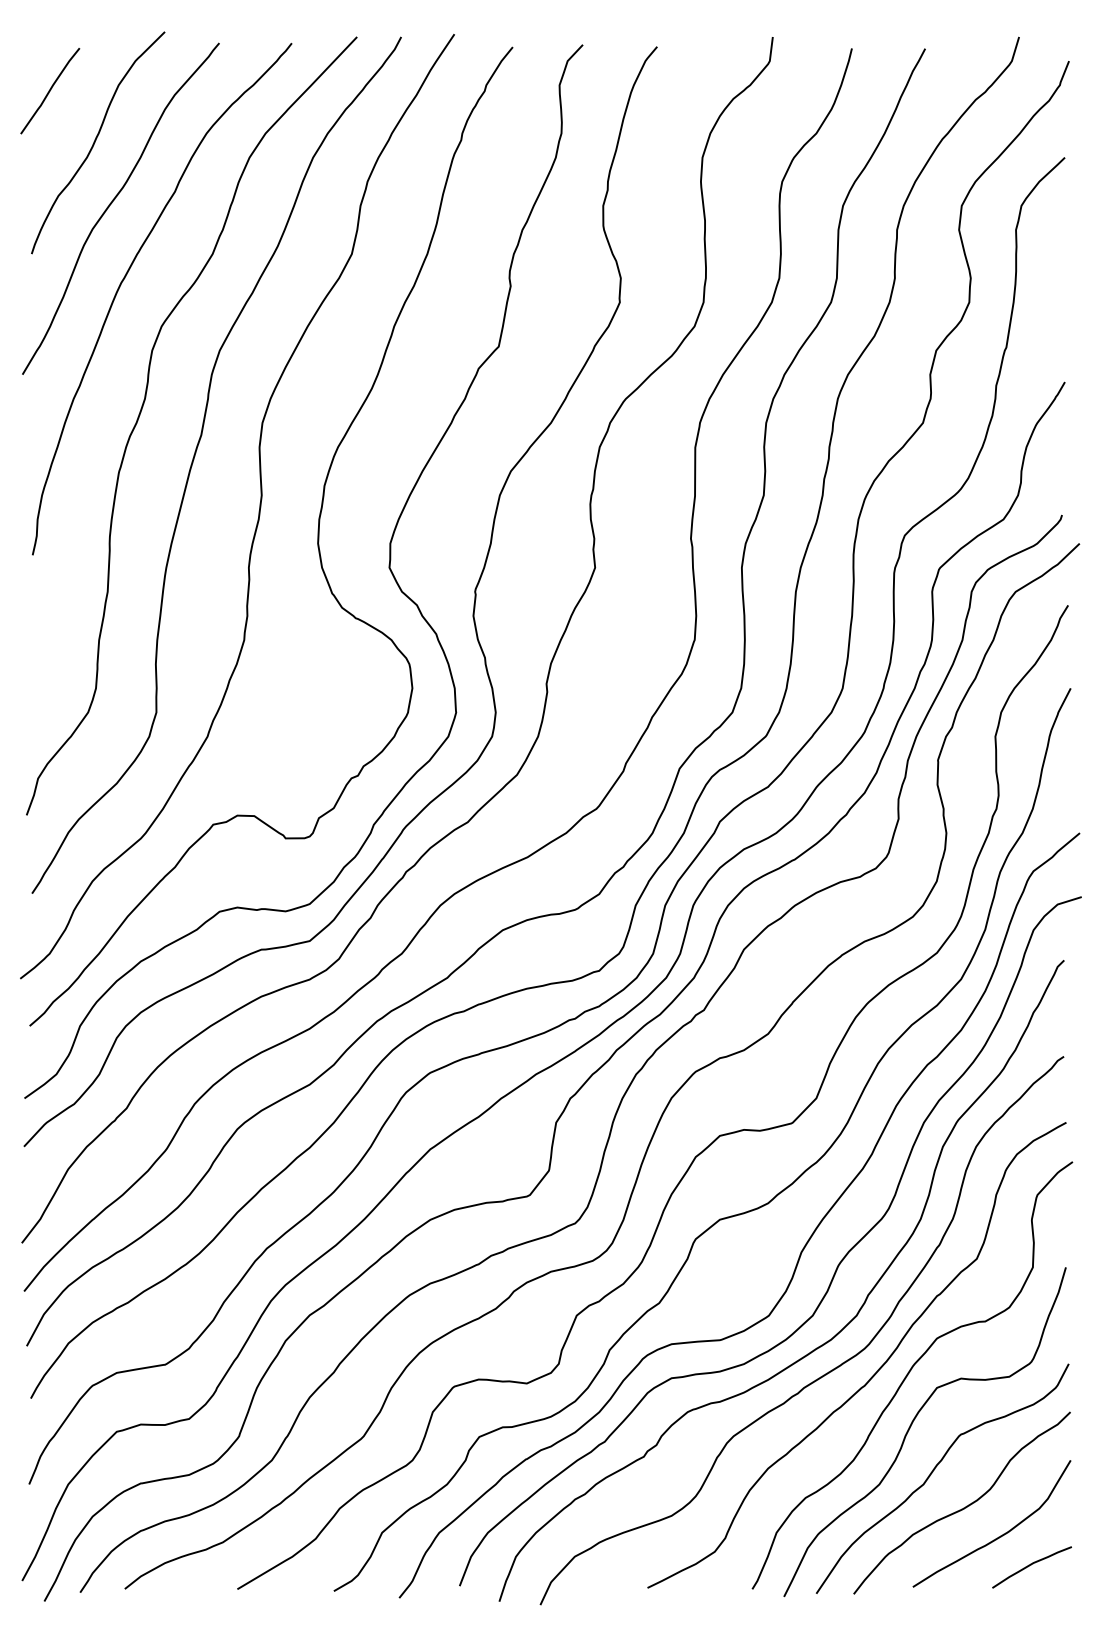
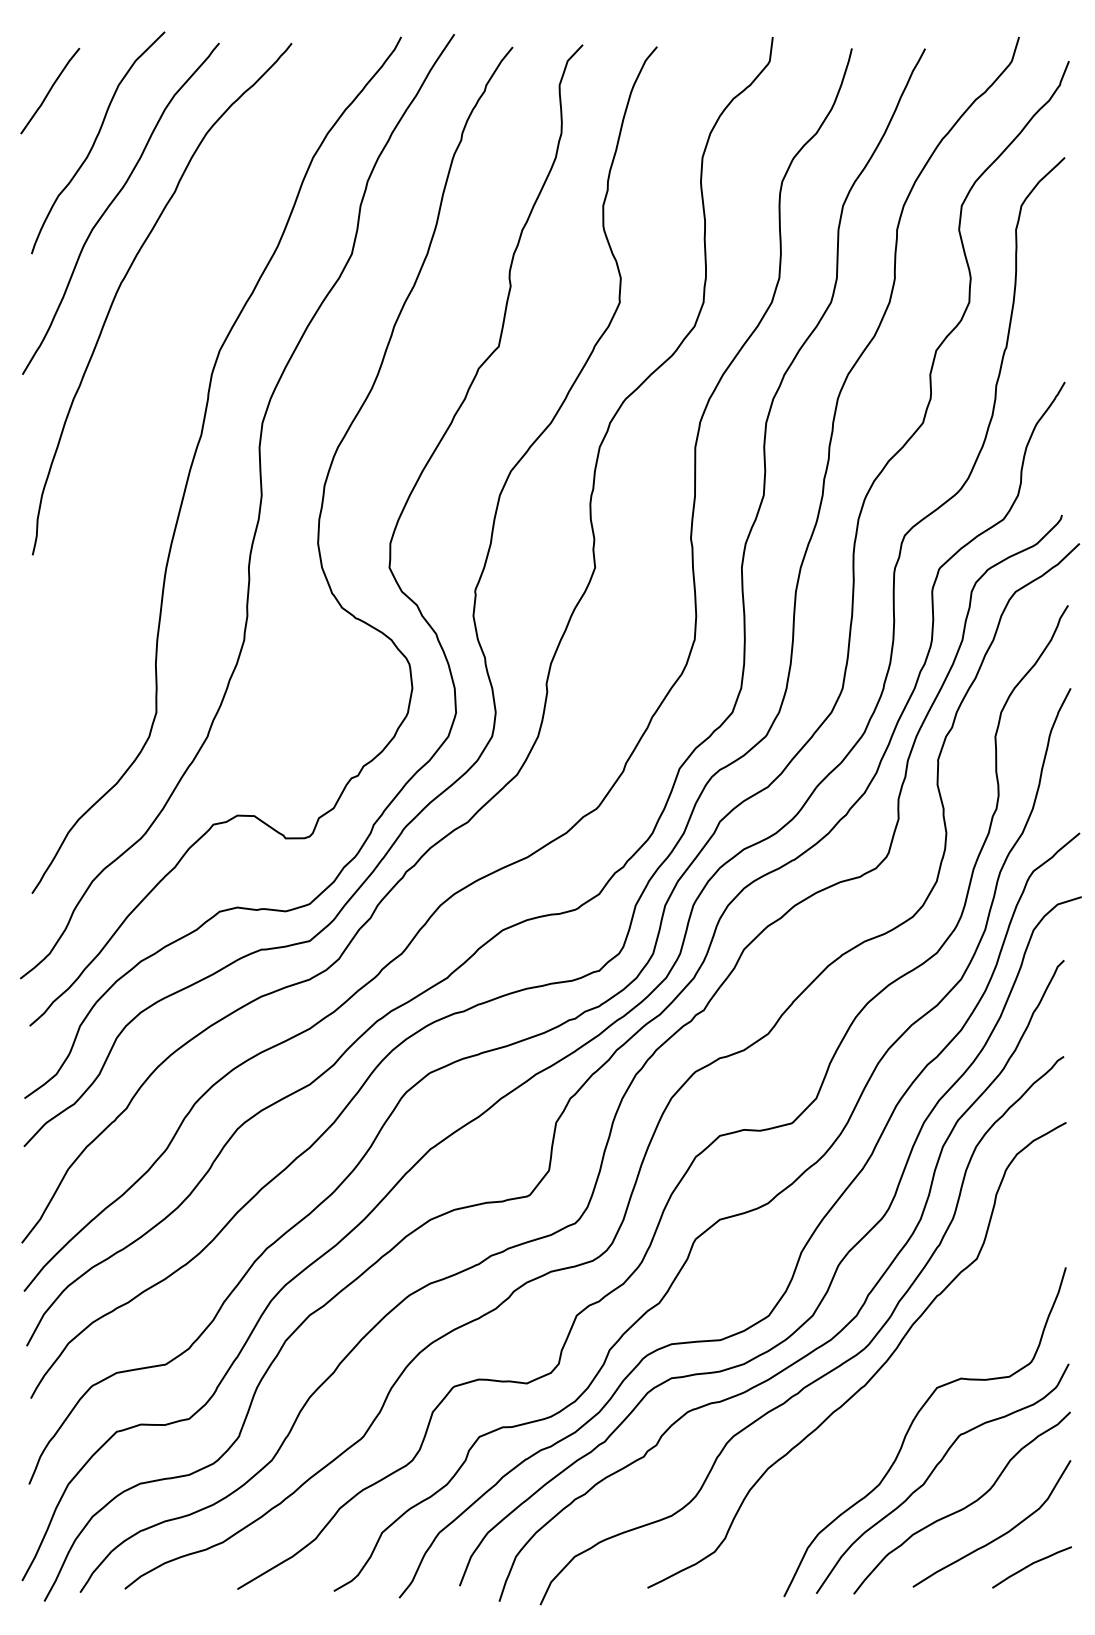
curve: present -> none (144, 404)
curve: present -> none (910, 1372)
